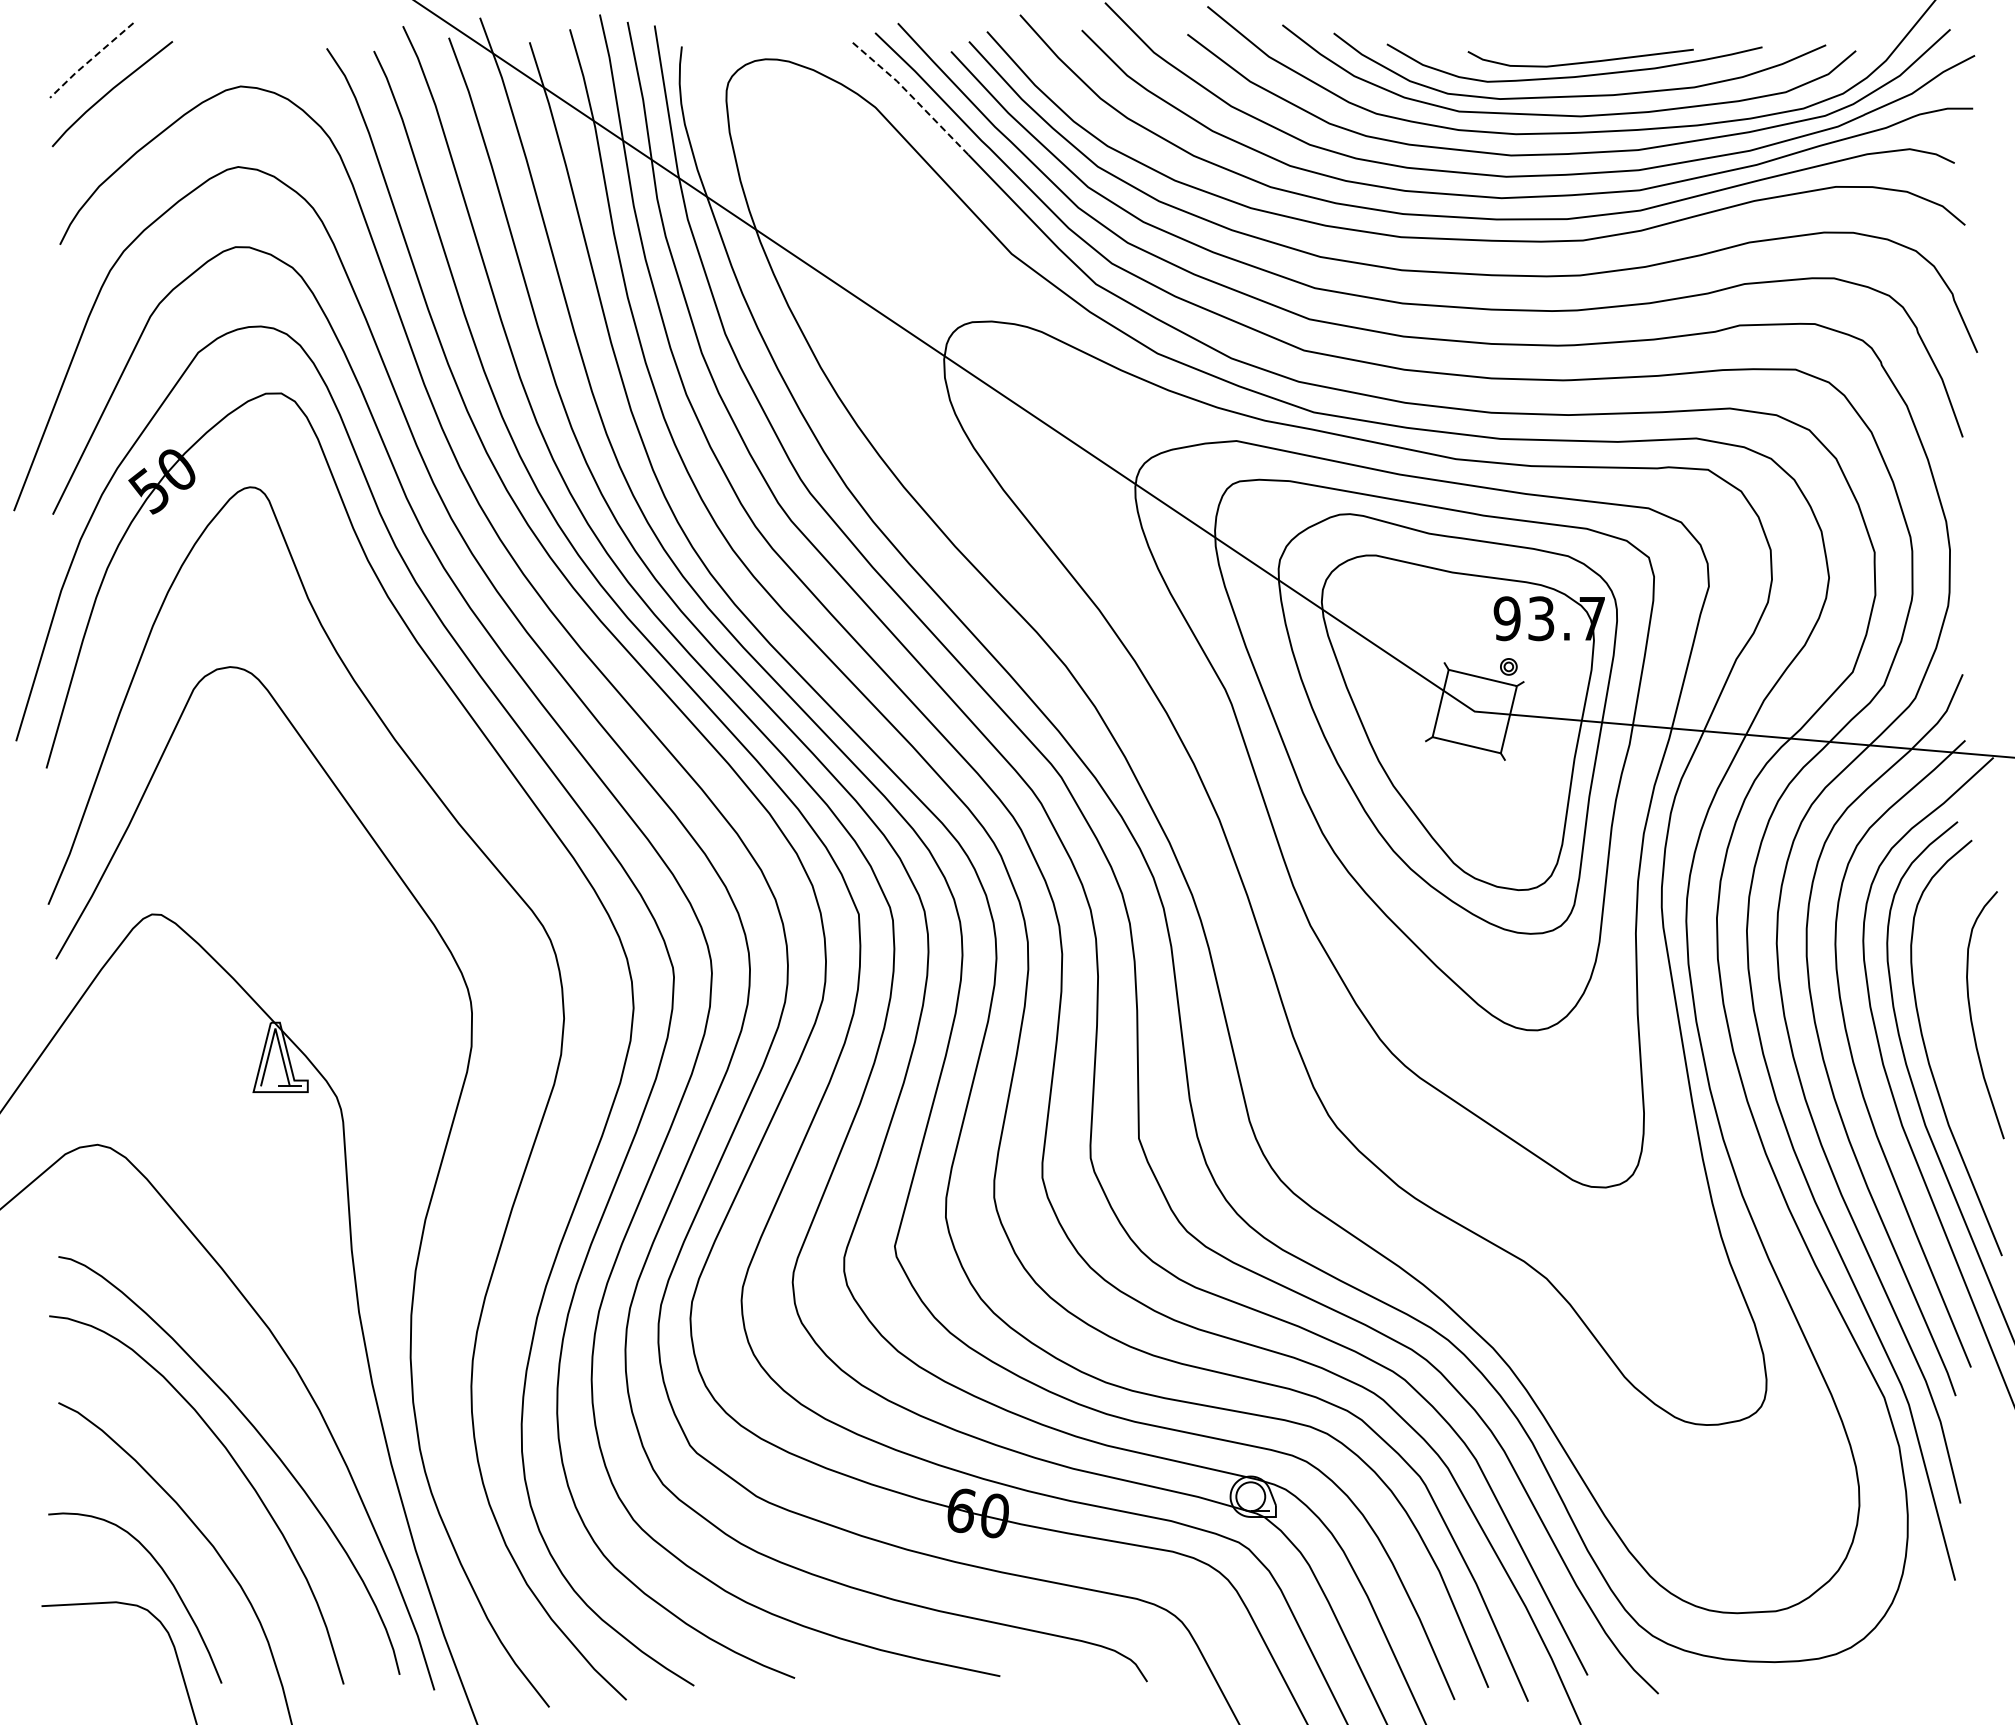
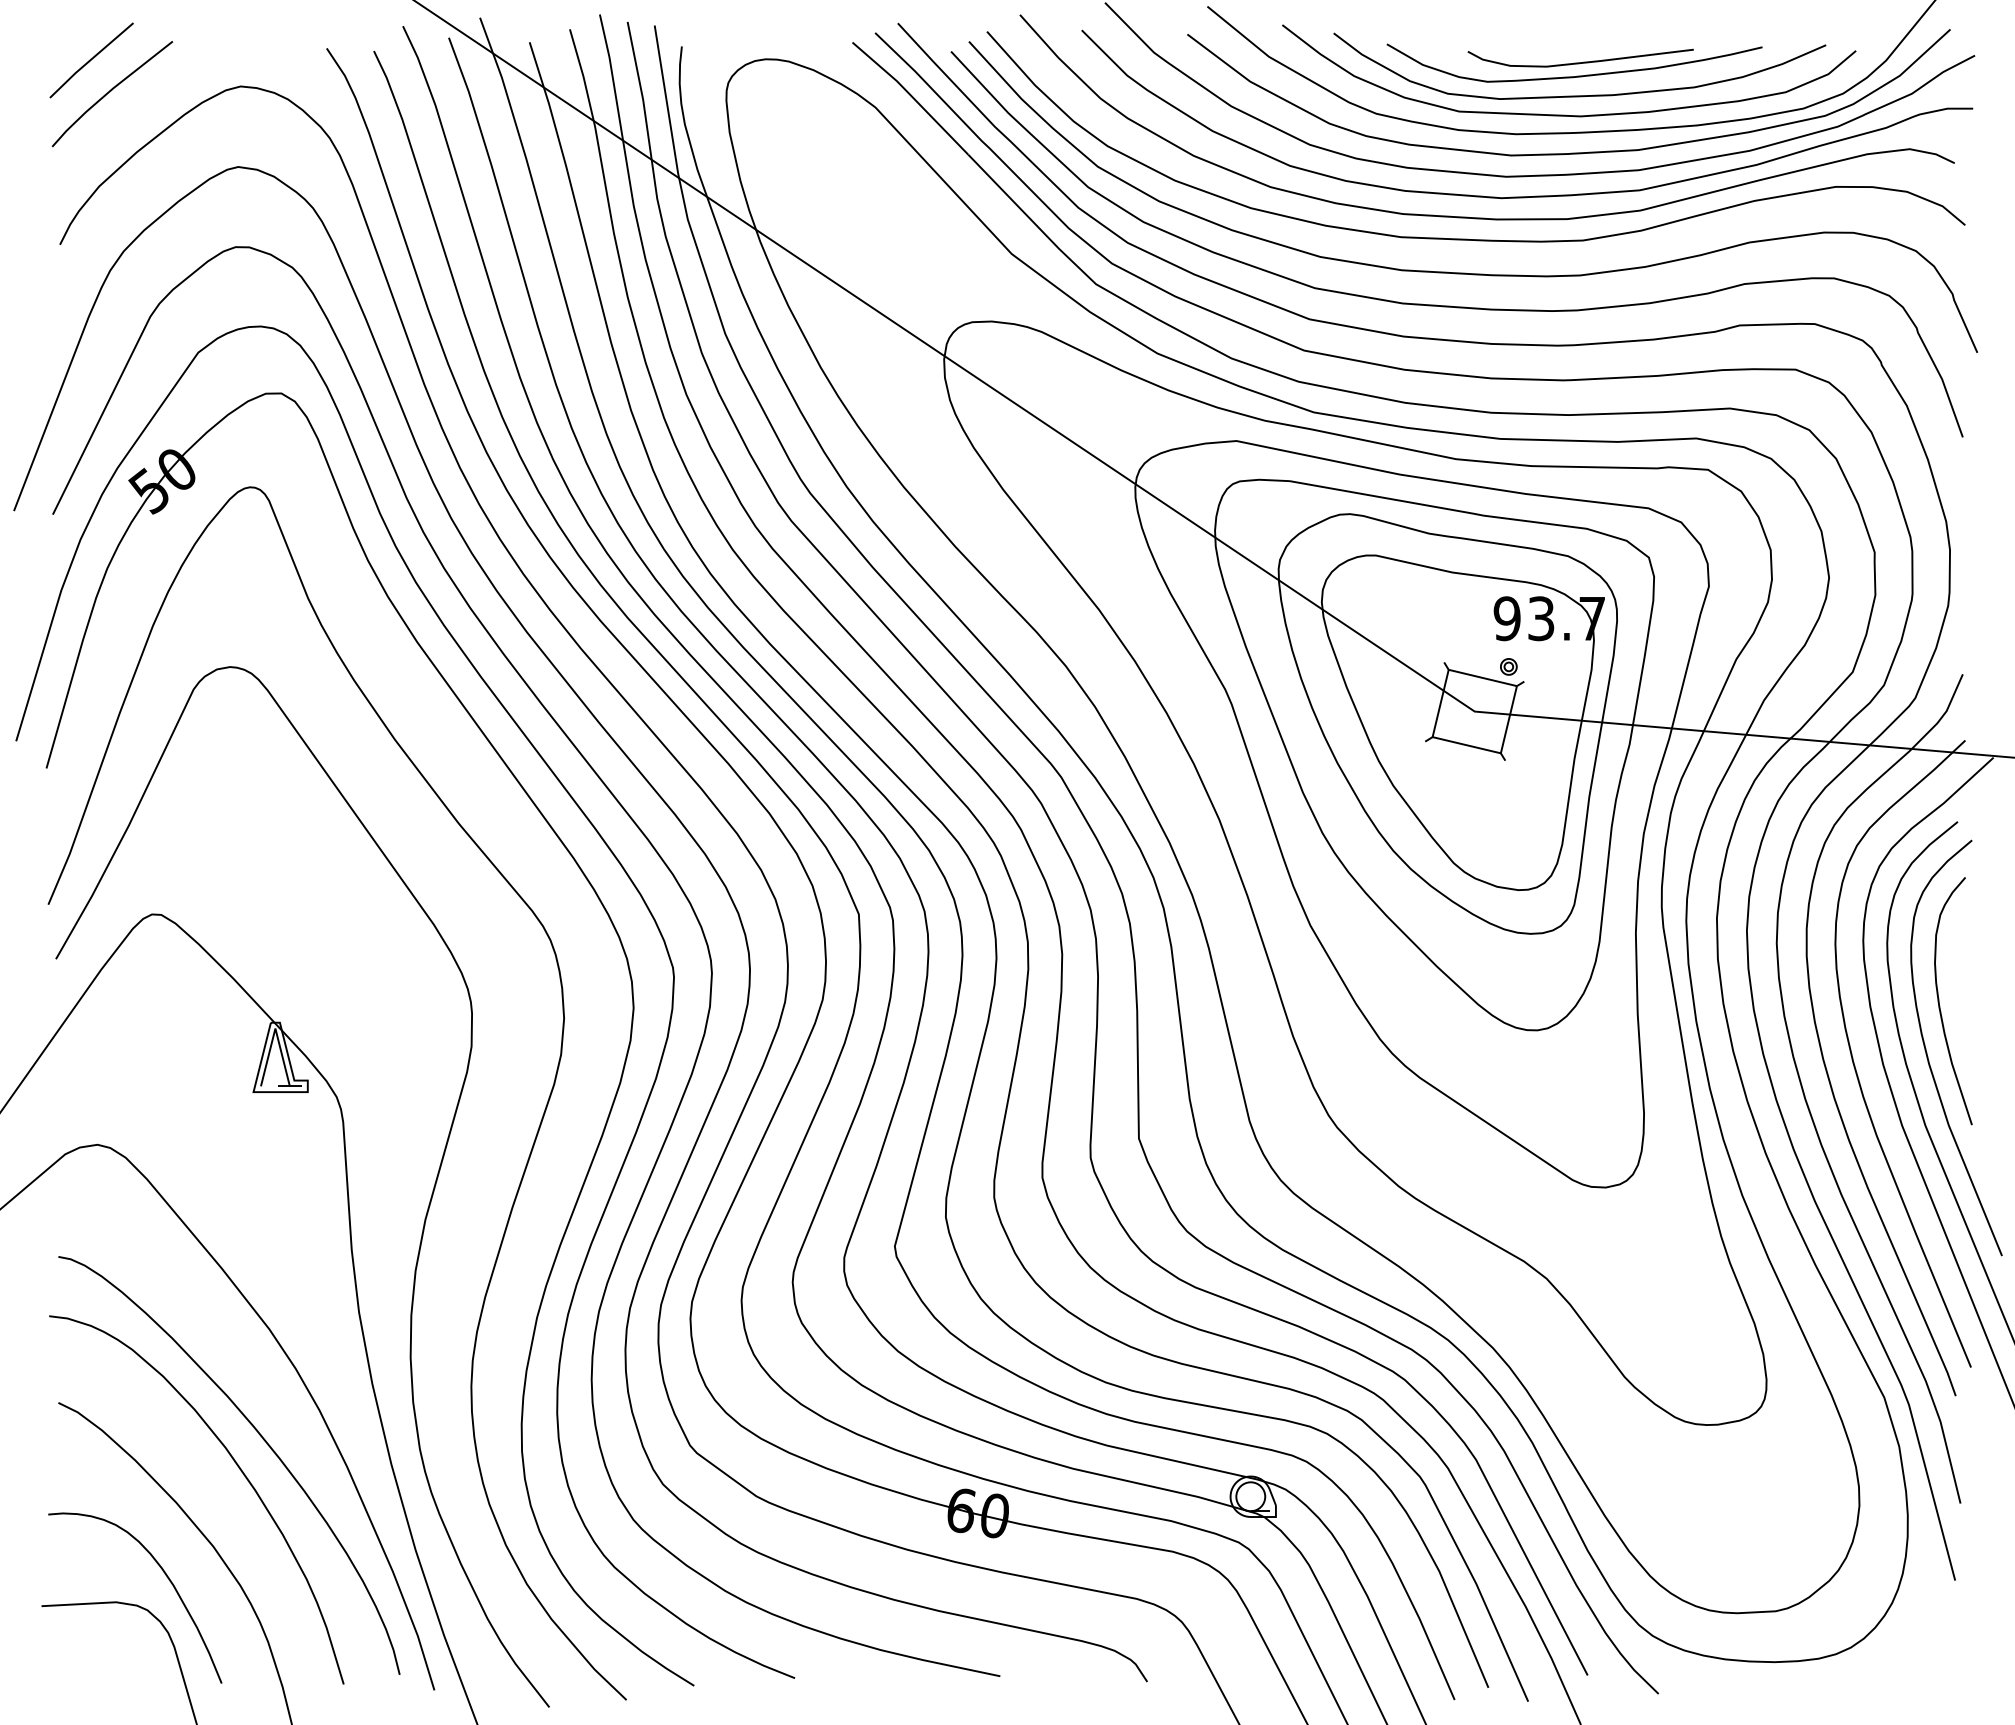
line: dashed -> solid (90, 60)
line: dashed -> solid (911, 96)
curve position: (1972, 1019) -> (1940, 1005) (1940, 1005)
